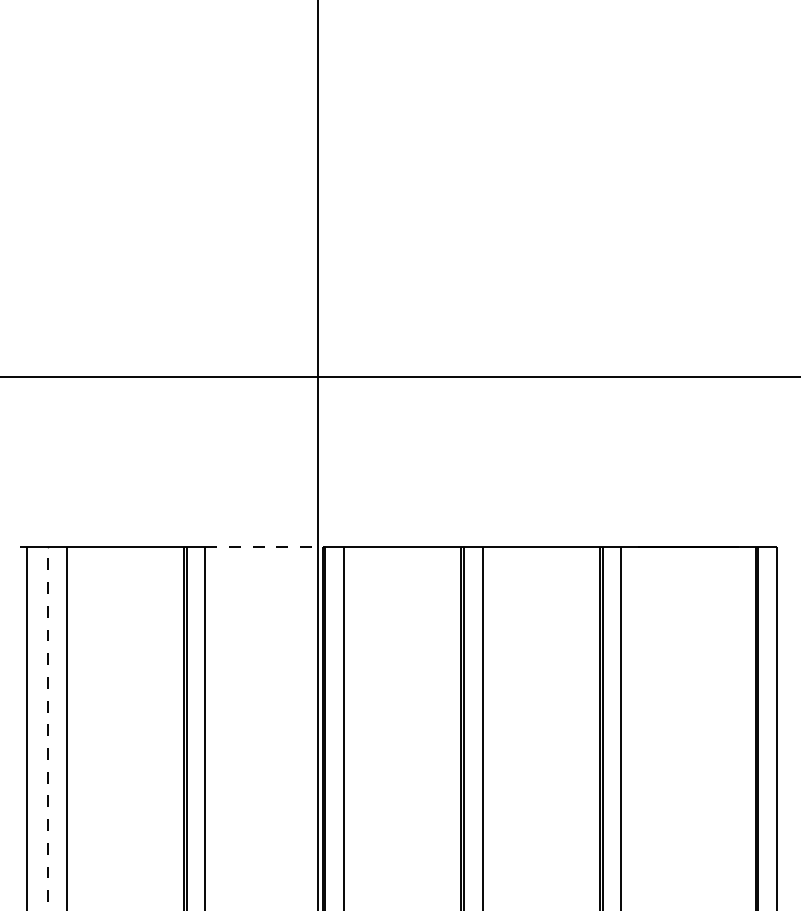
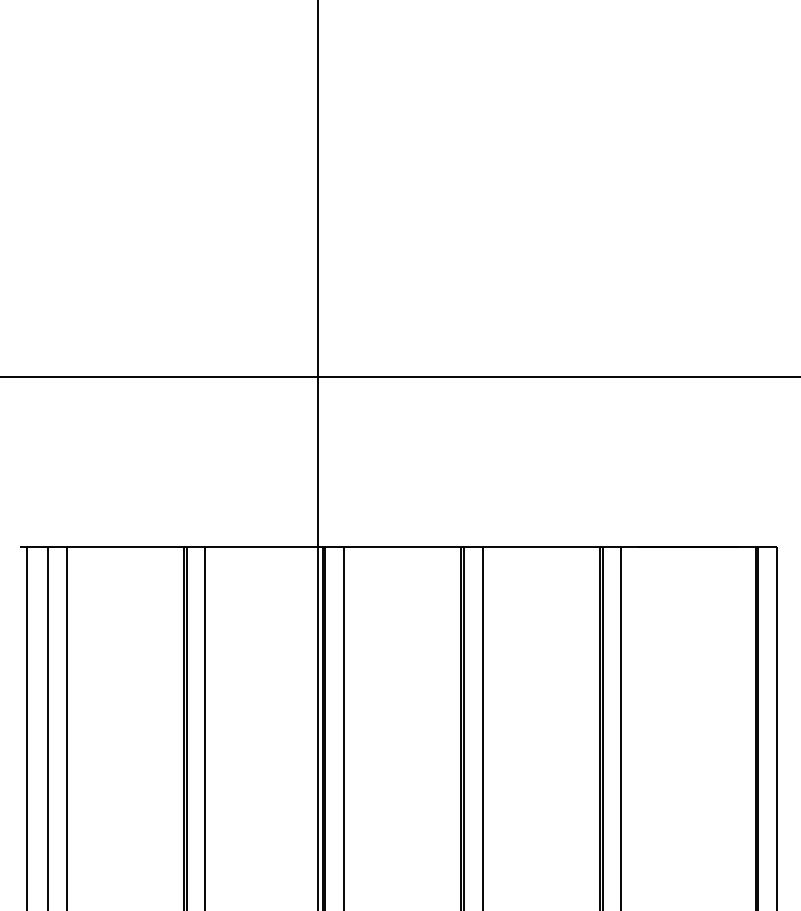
line: dashed -> solid (264, 546)
line: dashed -> solid (48, 728)
